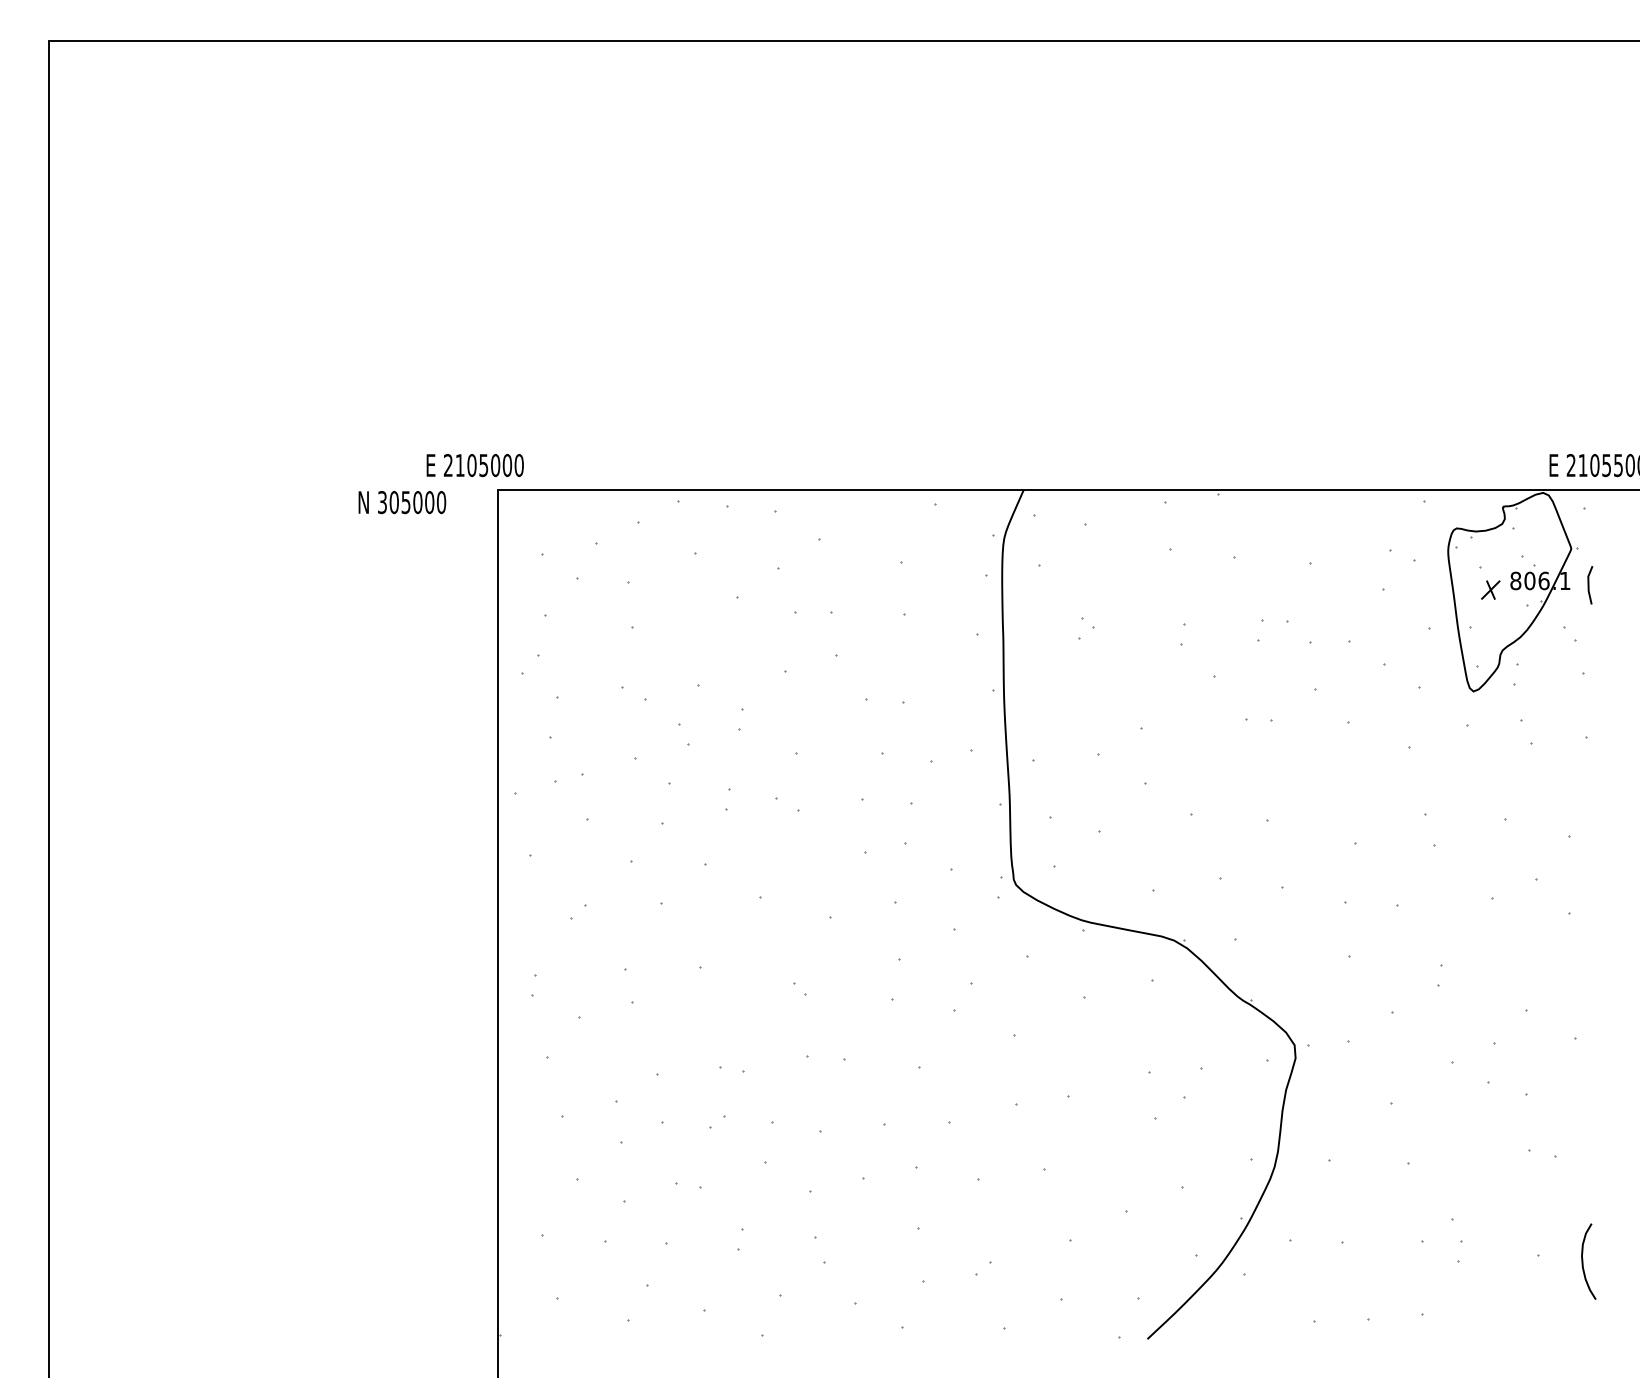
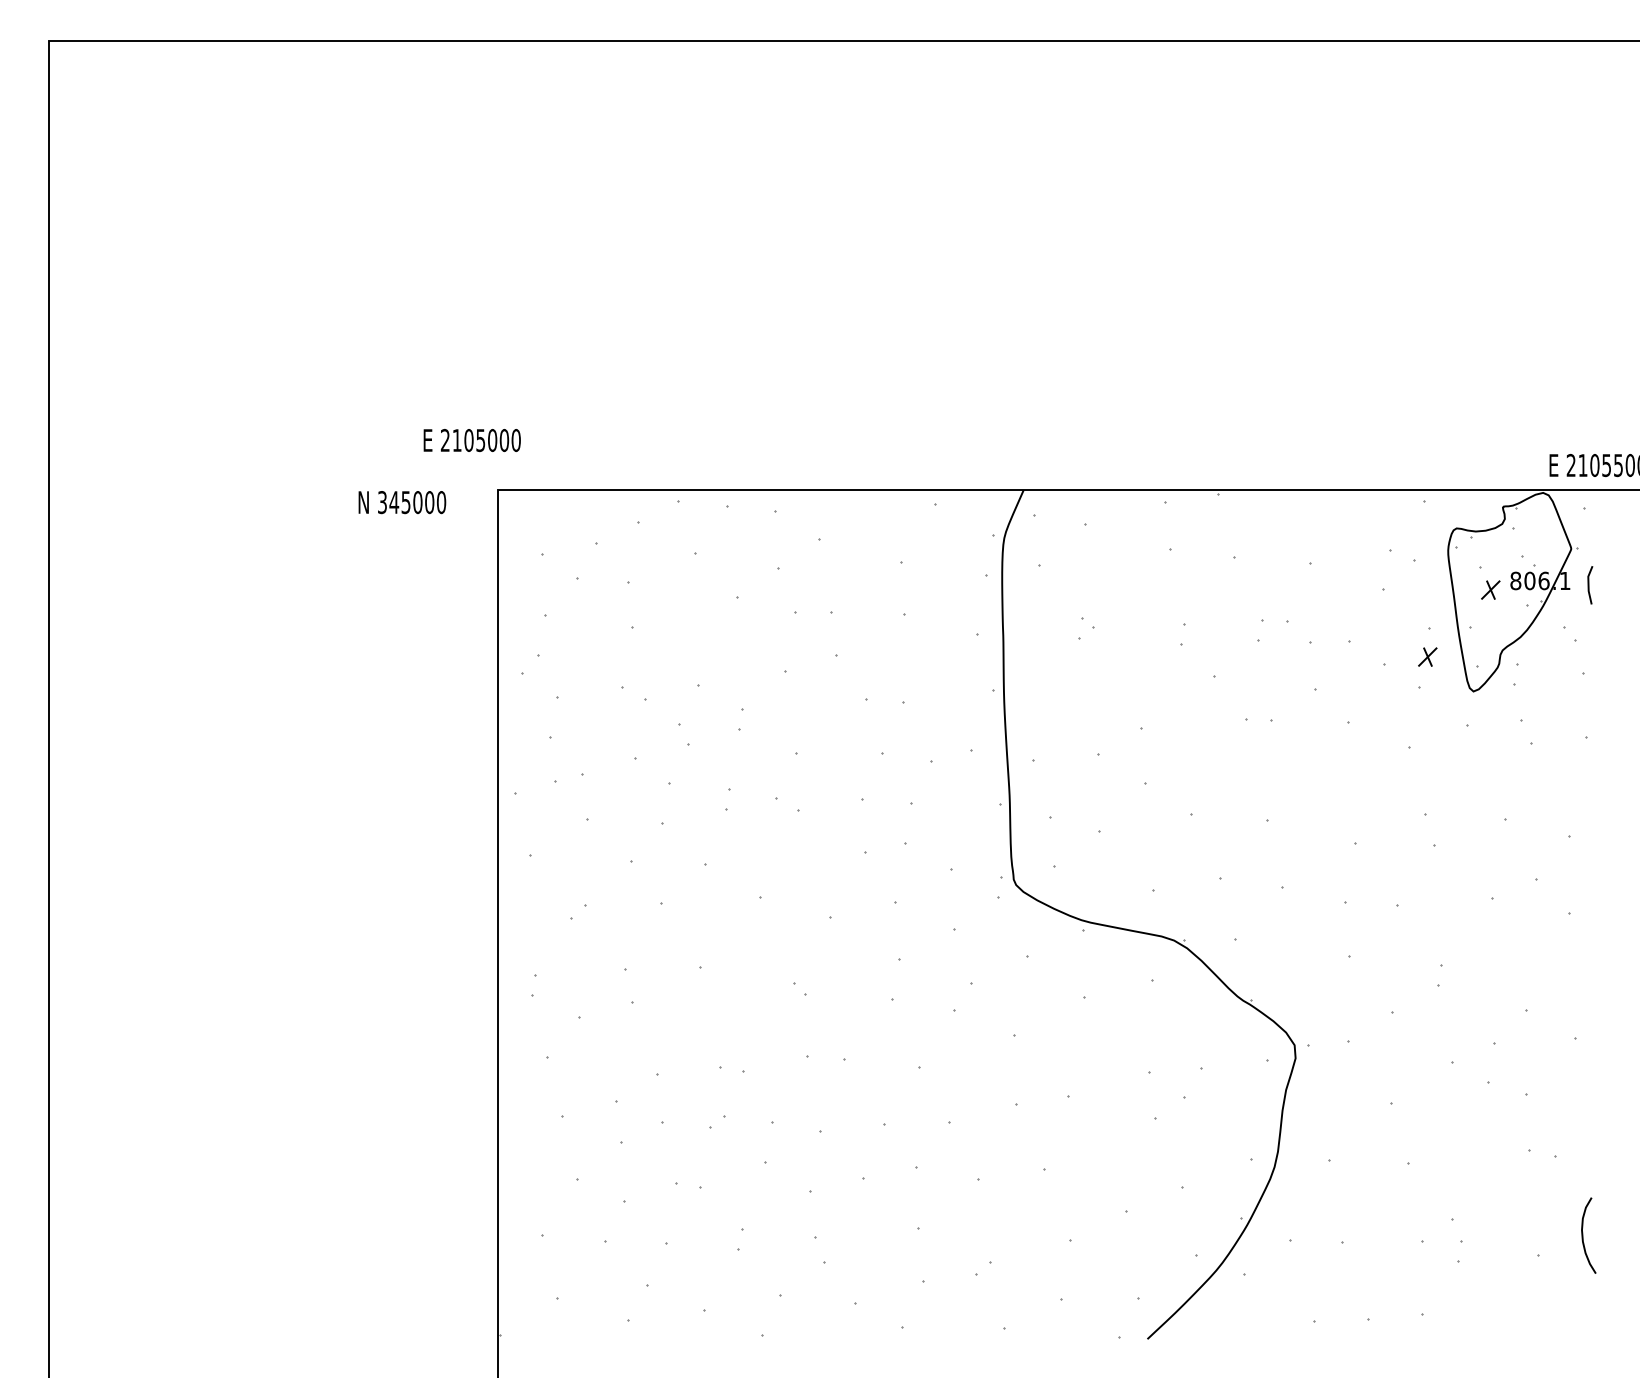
text position: (474, 465) -> (471, 440) (471, 440)
text: 305000 -> 345000 (394, 502)
part: none -> present (1427, 656)
curve position: (1583, 1261) -> (1583, 1235) (1583, 1235)
